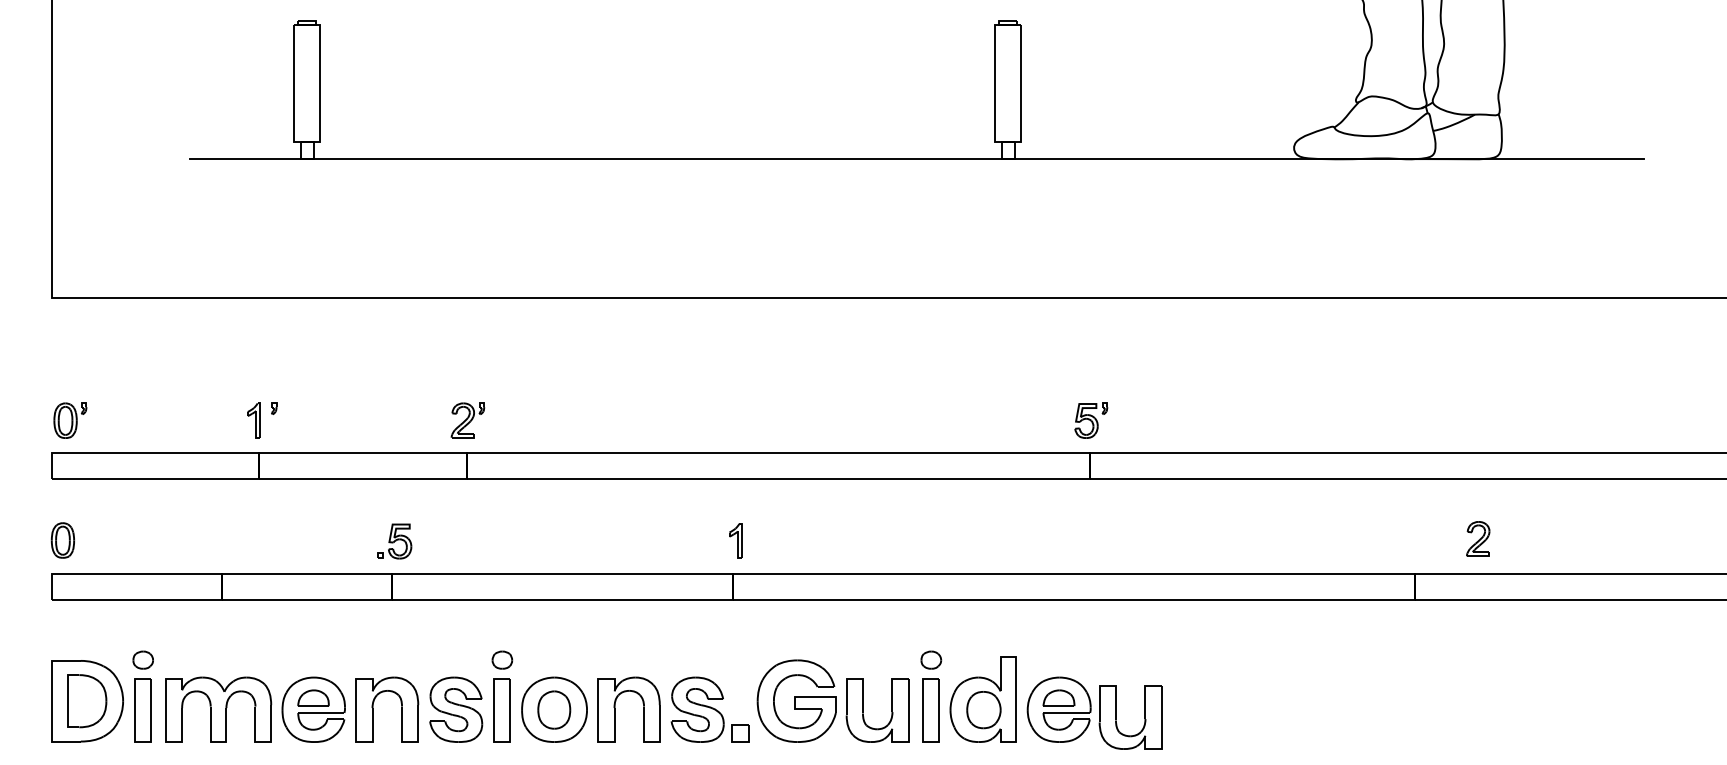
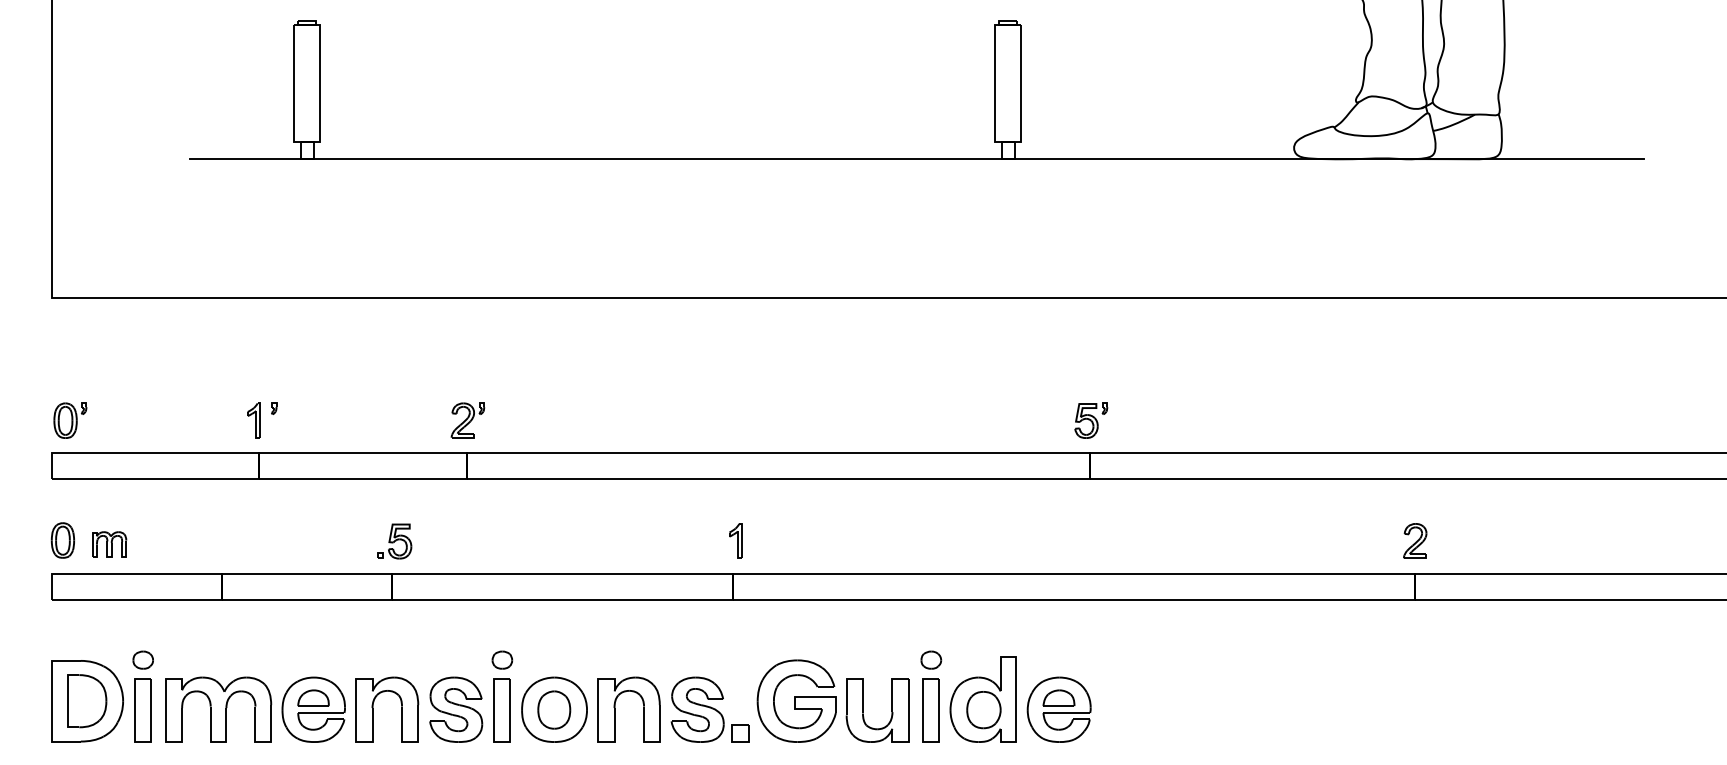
part position: (1478, 538) -> (1415, 540) (1415, 540)
part: none -> present (109, 544)
part: present -> none (1116, 717)
